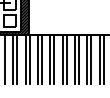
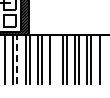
line: solid -> dashed (17, 59)
line: present -> none (54, 59)
line: present -> none (103, 59)
